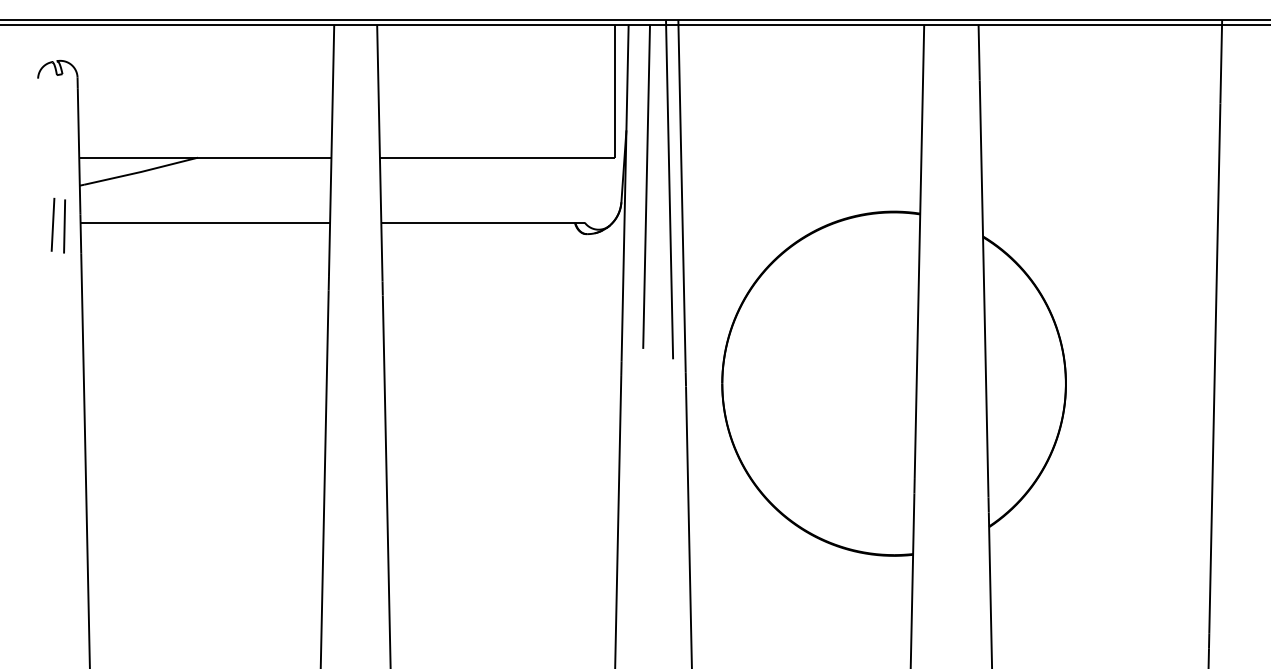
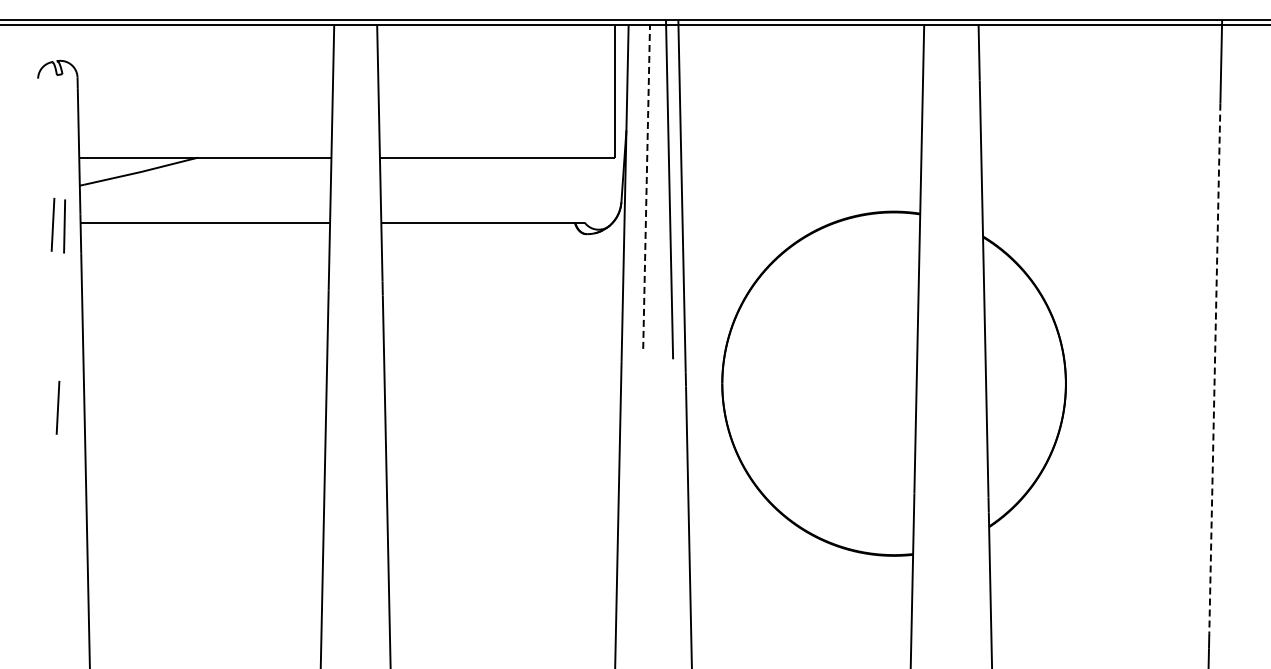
line: solid -> dashed (646, 186)
line: solid -> dashed (1214, 368)
line: none -> present (57, 407)
